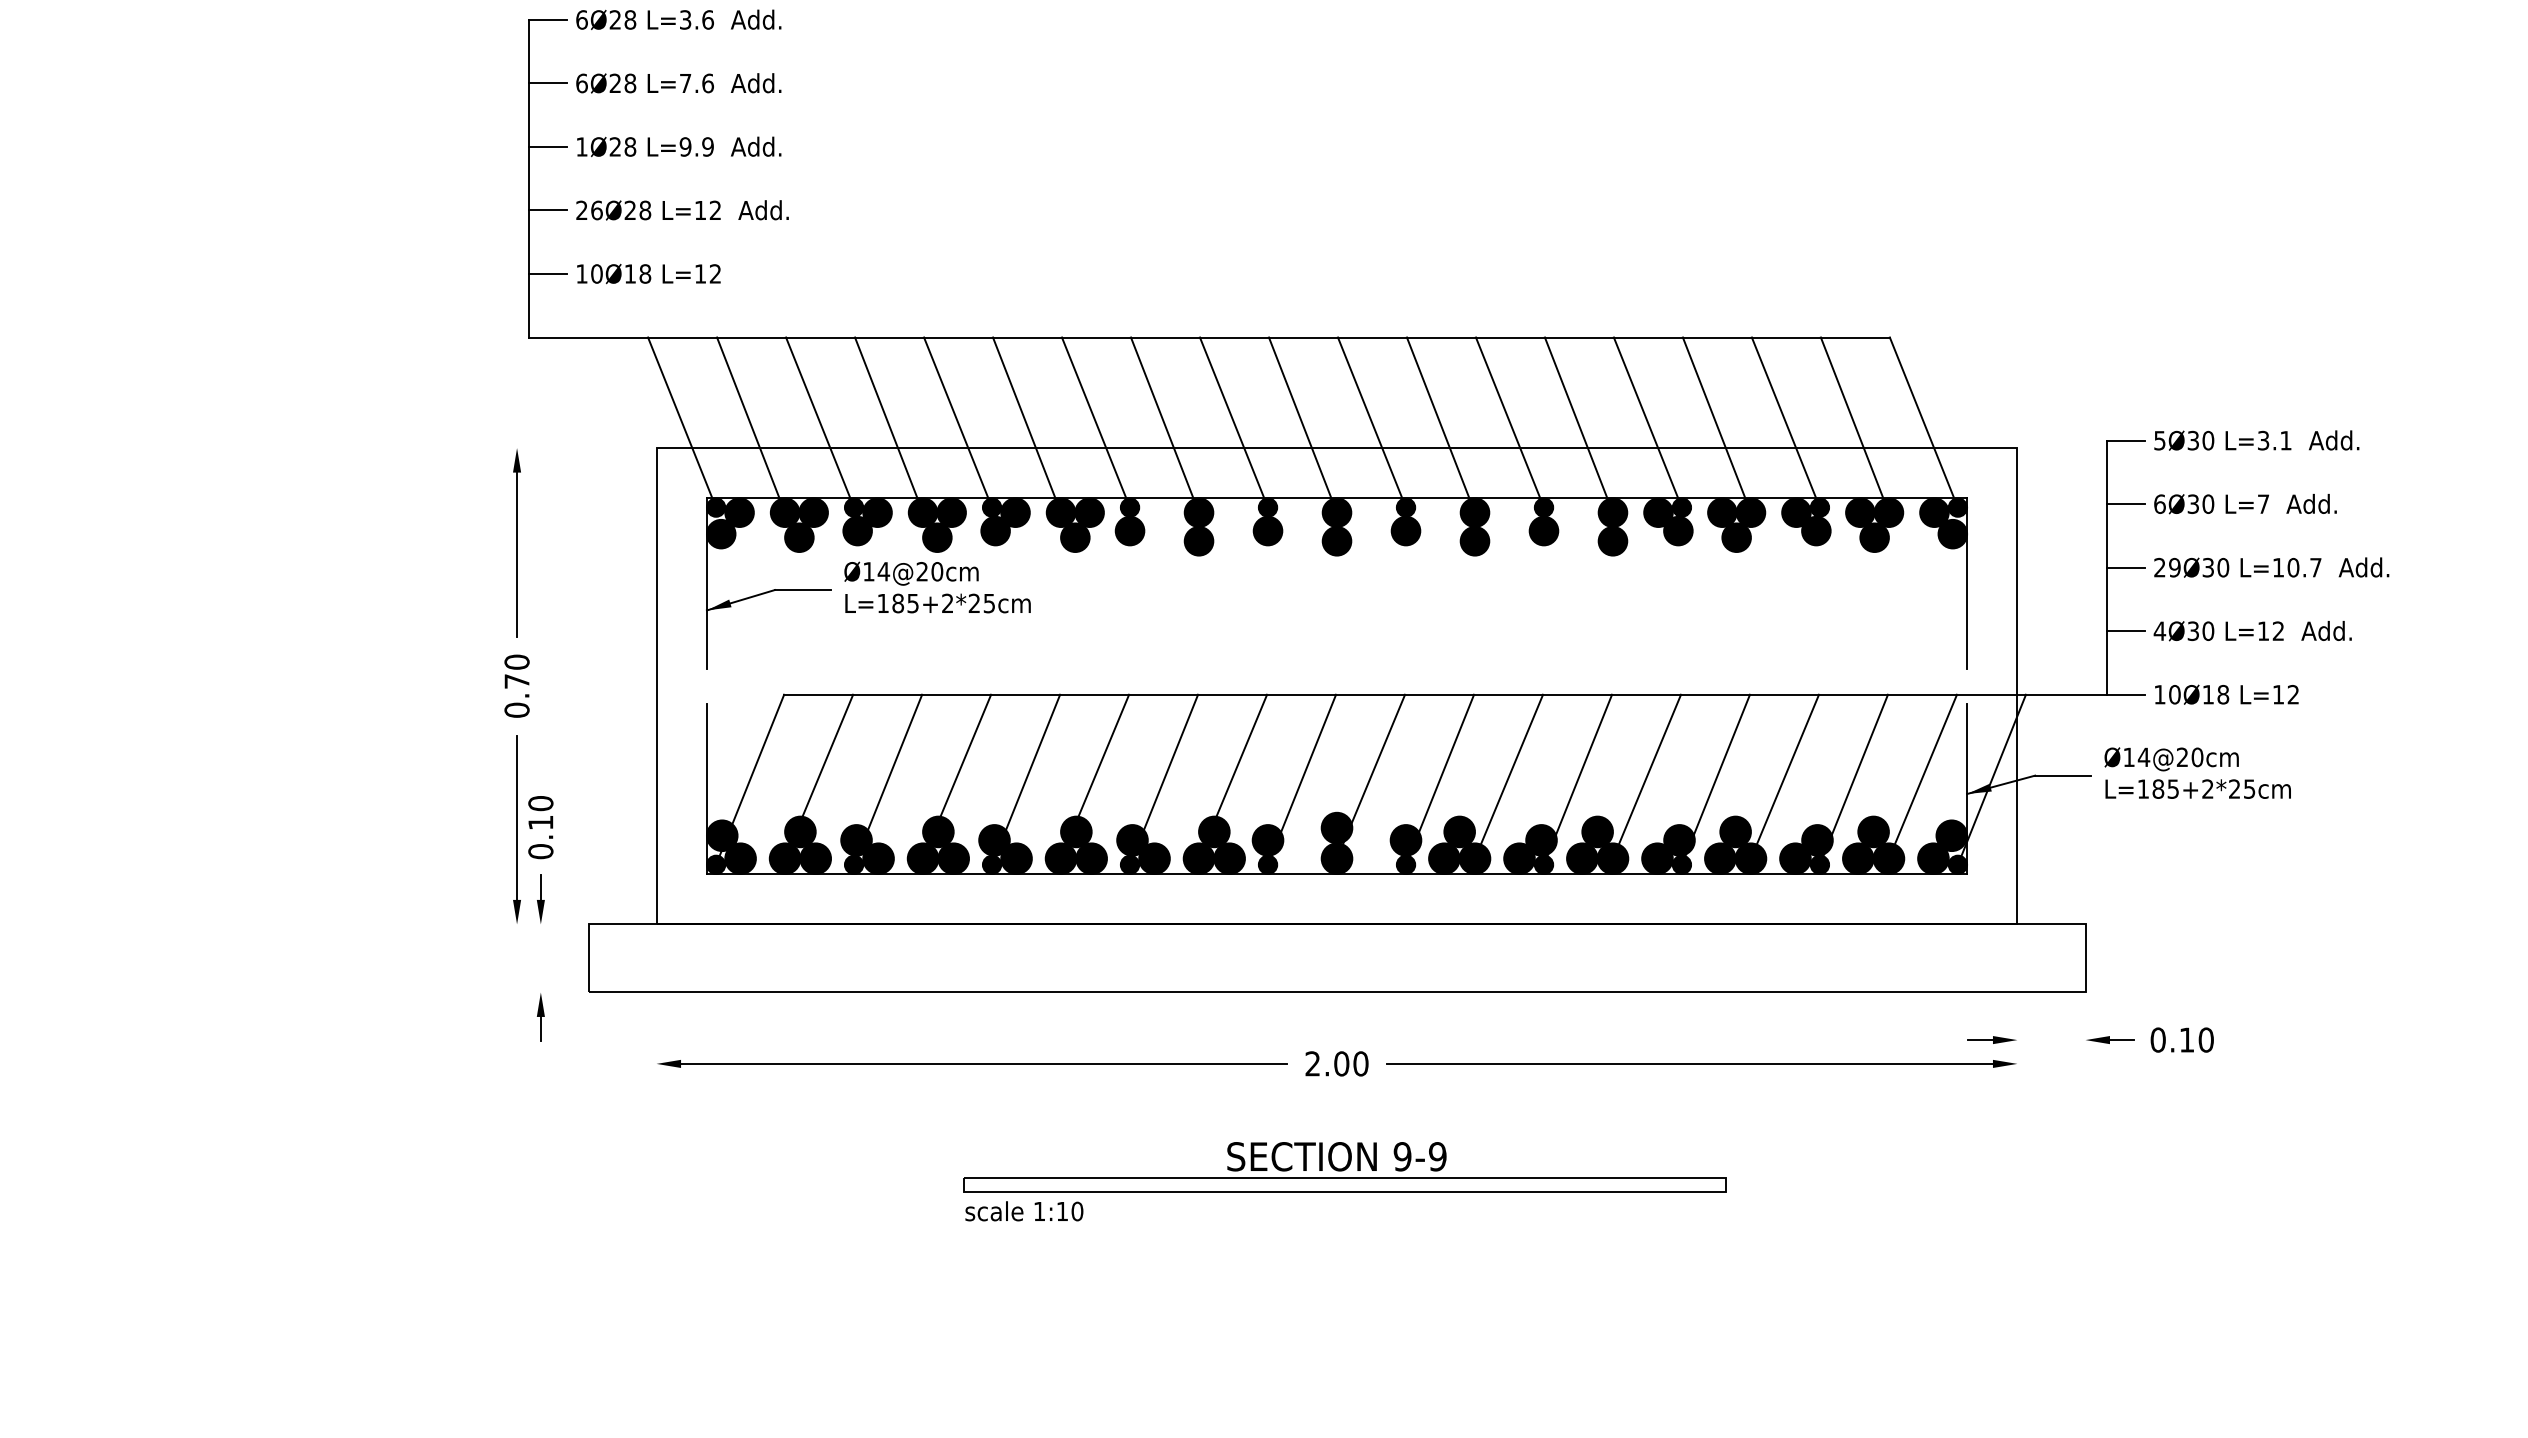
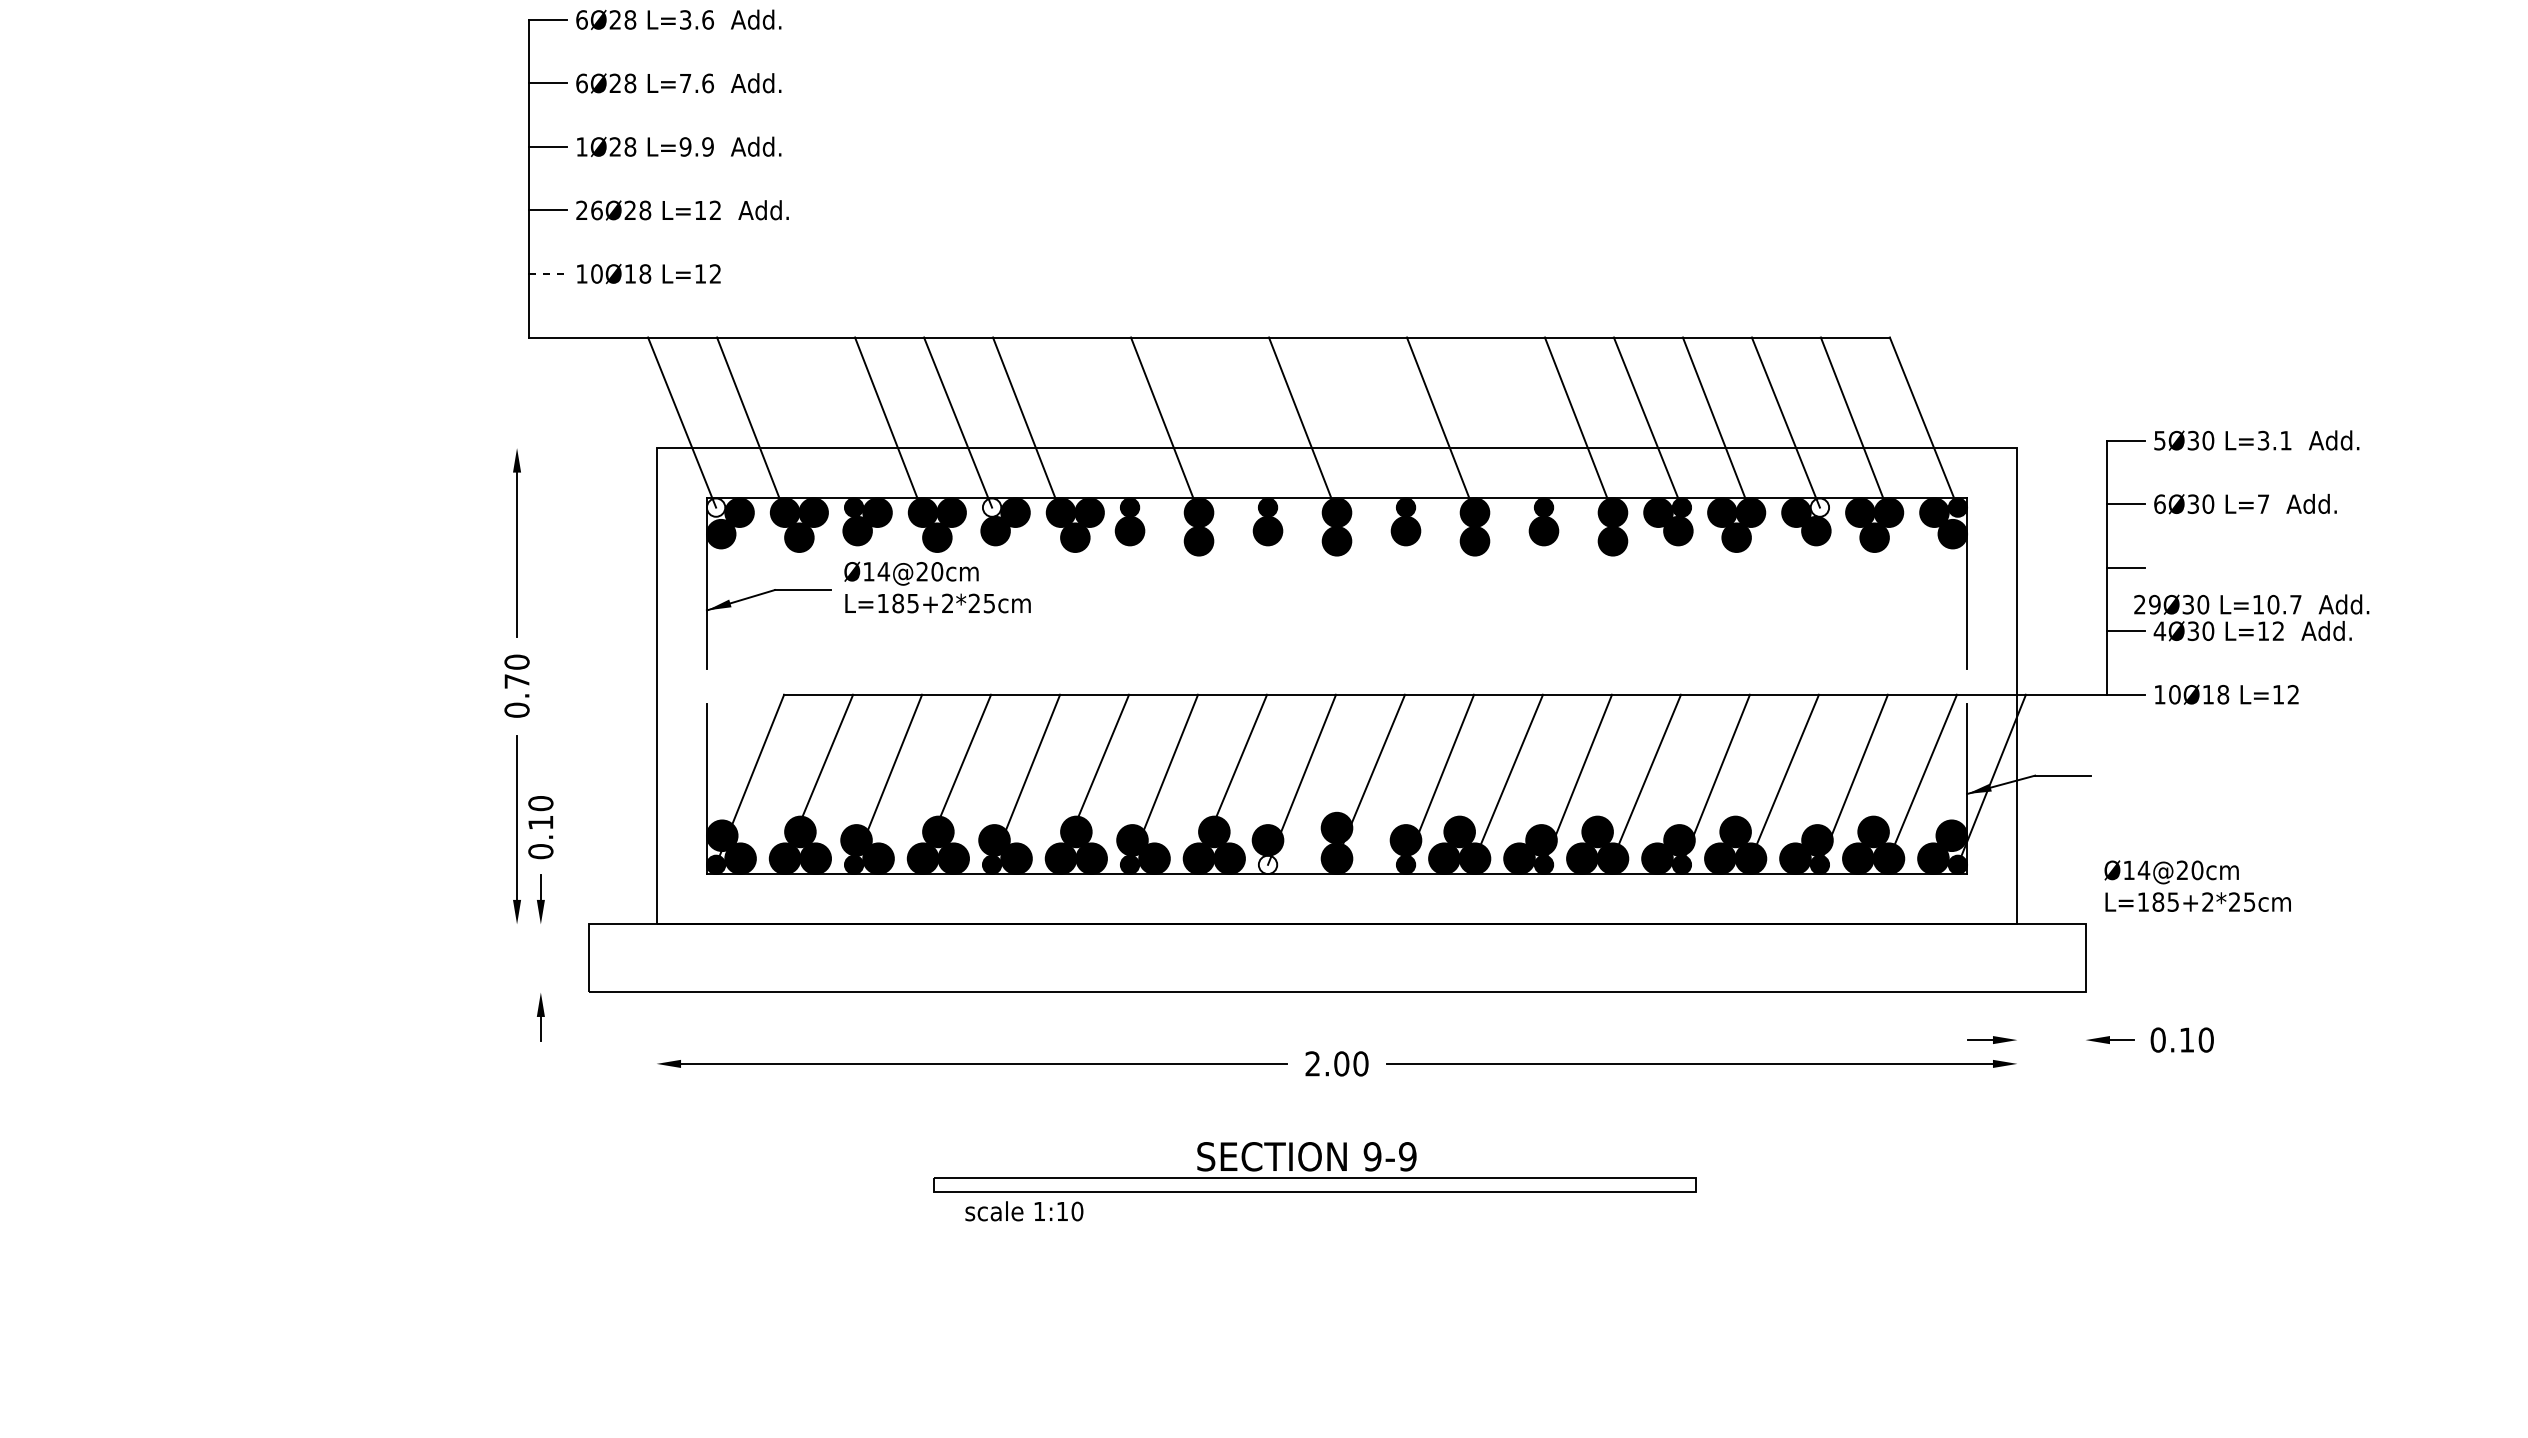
line: solid -> dashed (548, 274)
line: present -> none (820, 422)
line: present -> none (1095, 422)
line: present -> none (1233, 422)
line: present -> none (1371, 422)
line: present -> none (1509, 422)
fill: present -> none (715, 507)
fill: present -> none (991, 507)
fill: present -> none (1819, 507)
text position: (2271, 567) -> (2251, 604) (2251, 604)
text position: (2197, 772) -> (2197, 885) (2197, 885)
fill: present -> none (1267, 864)
part position: (1344, 1167) -> (1314, 1167) (1314, 1167)
